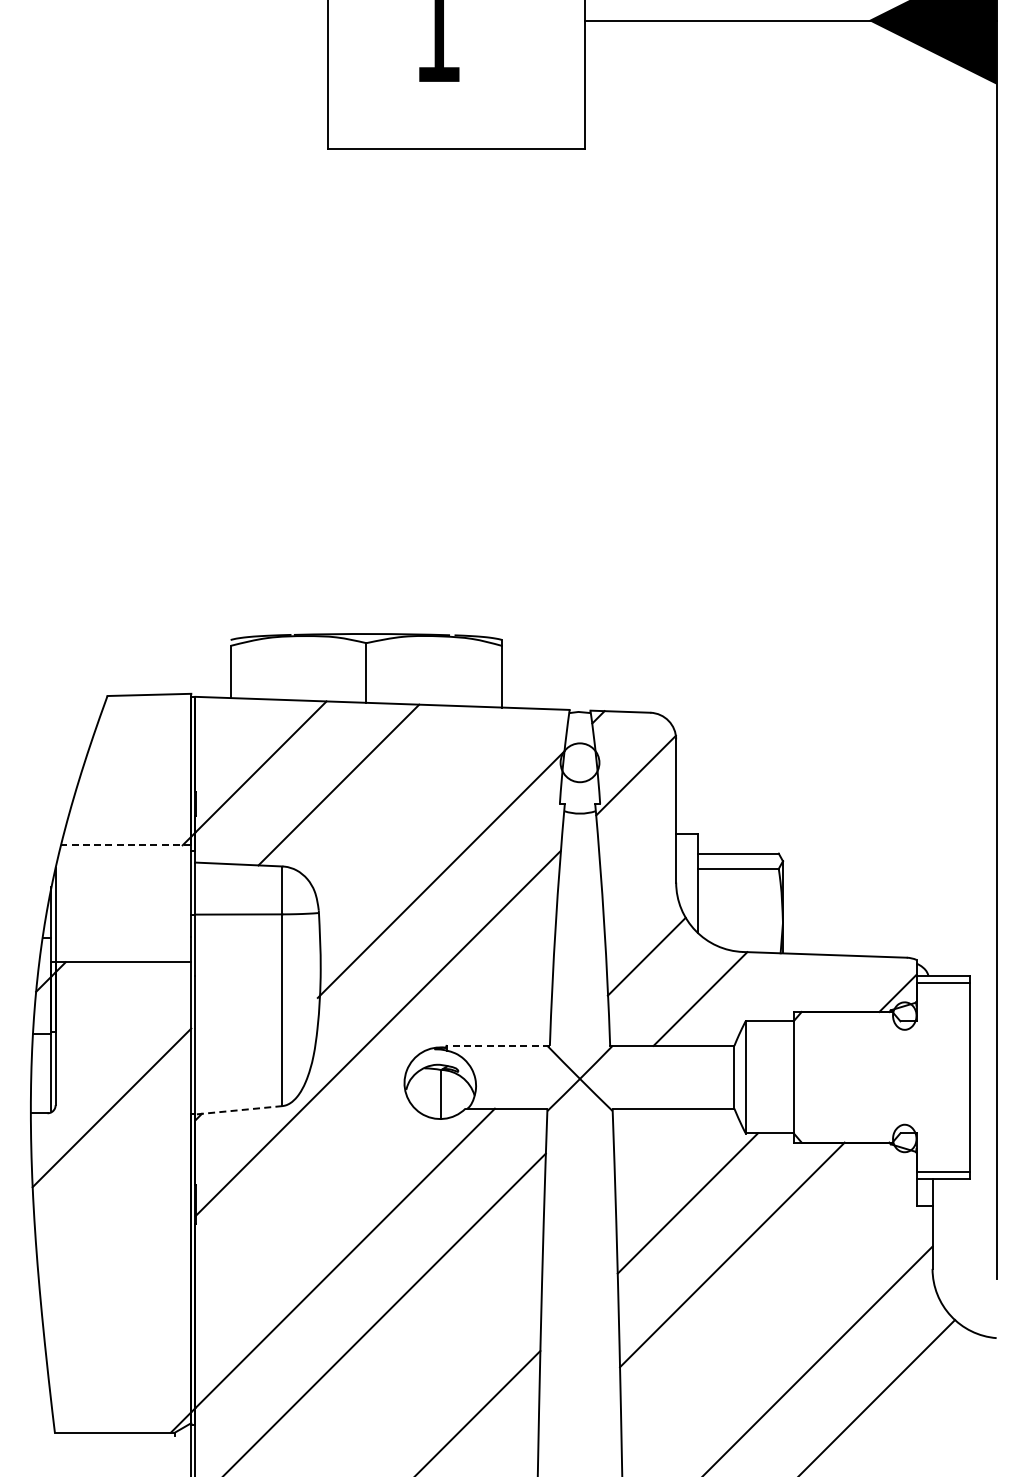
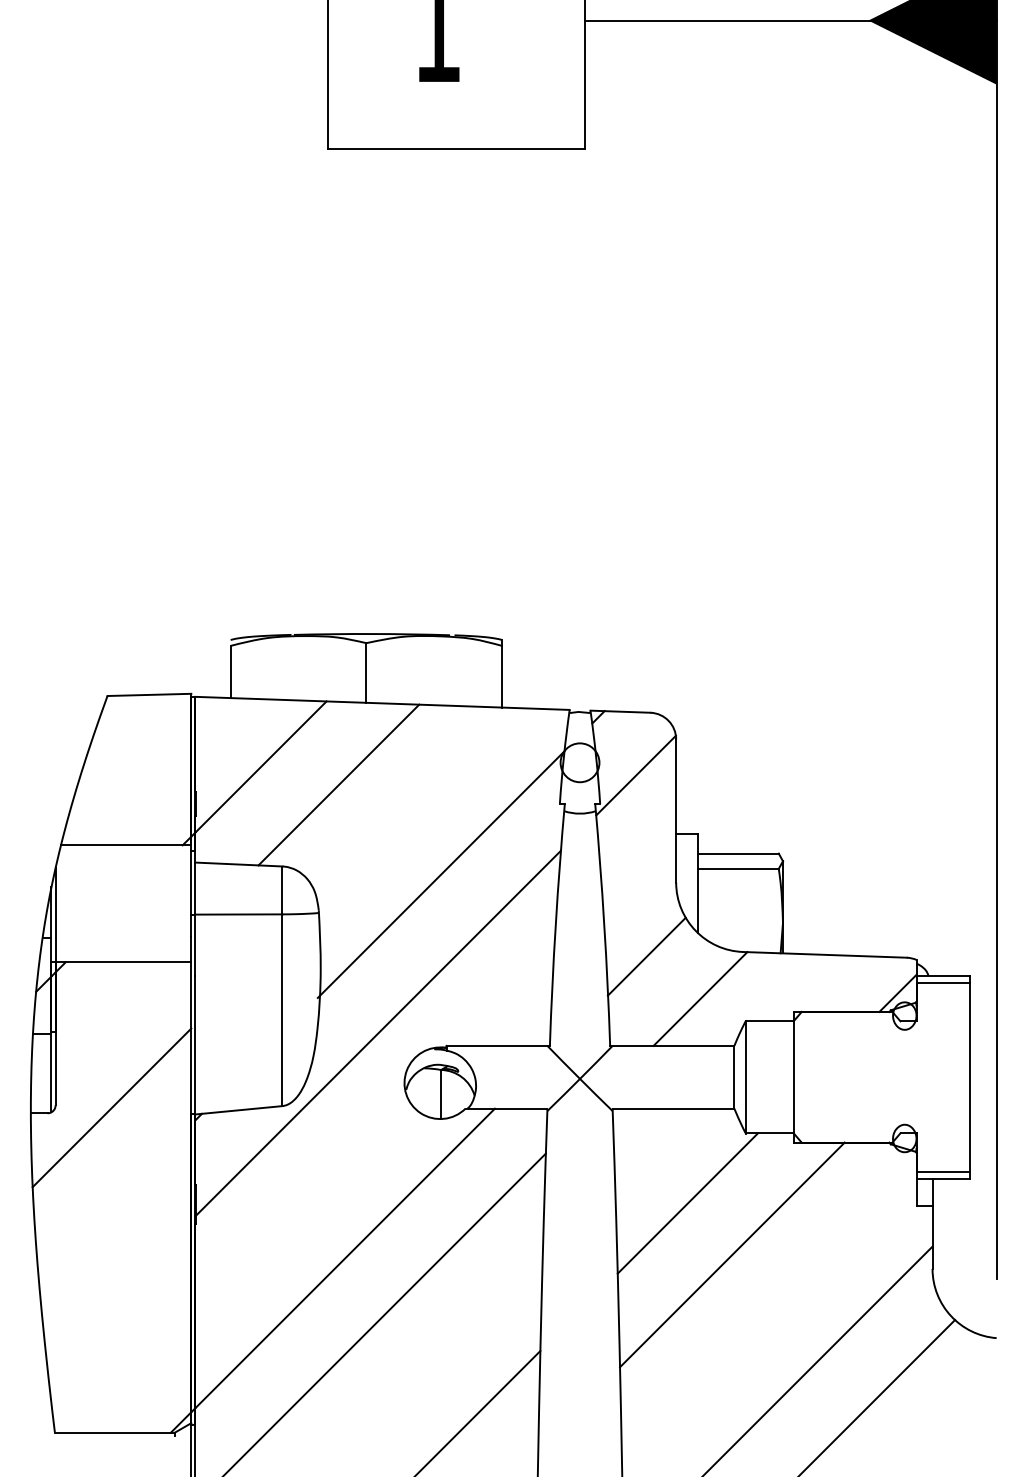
line: dashed -> solid (125, 845)
line: dashed -> solid (498, 1045)
line: dashed -> solid (238, 1110)
